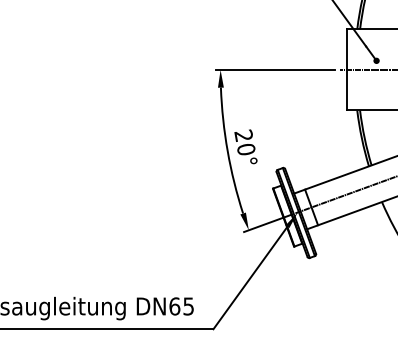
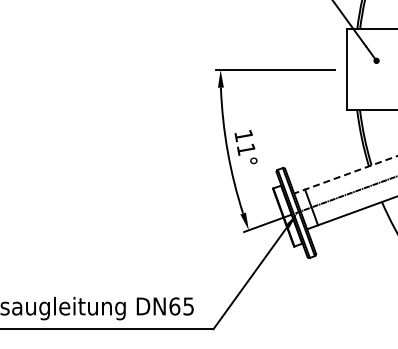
line: present -> none (366, 69)
text: 20° -> 11° (244, 142)
line: solid -> dashed (345, 174)
